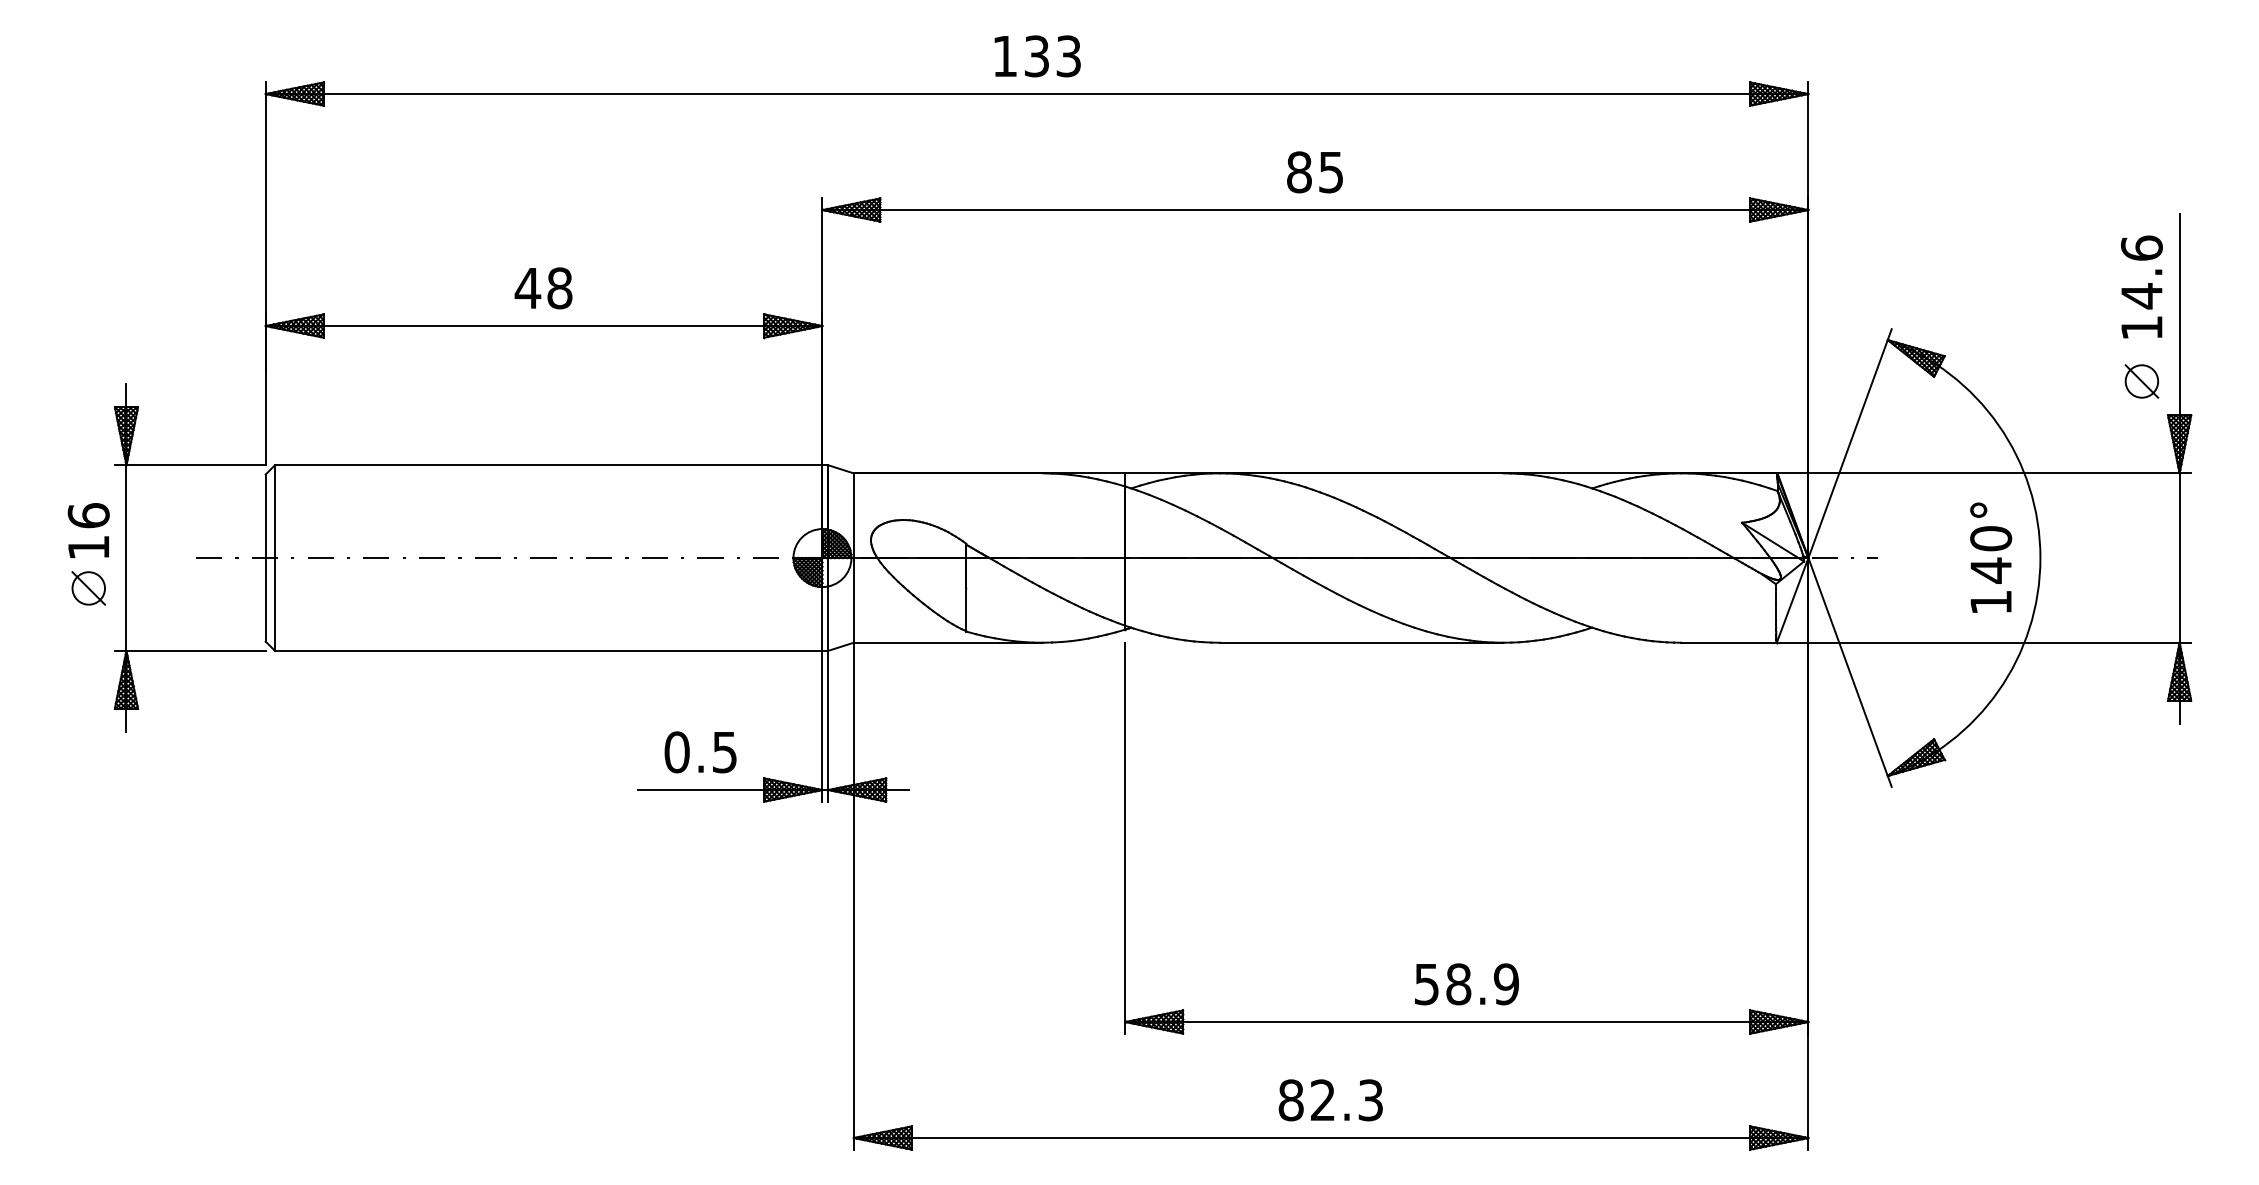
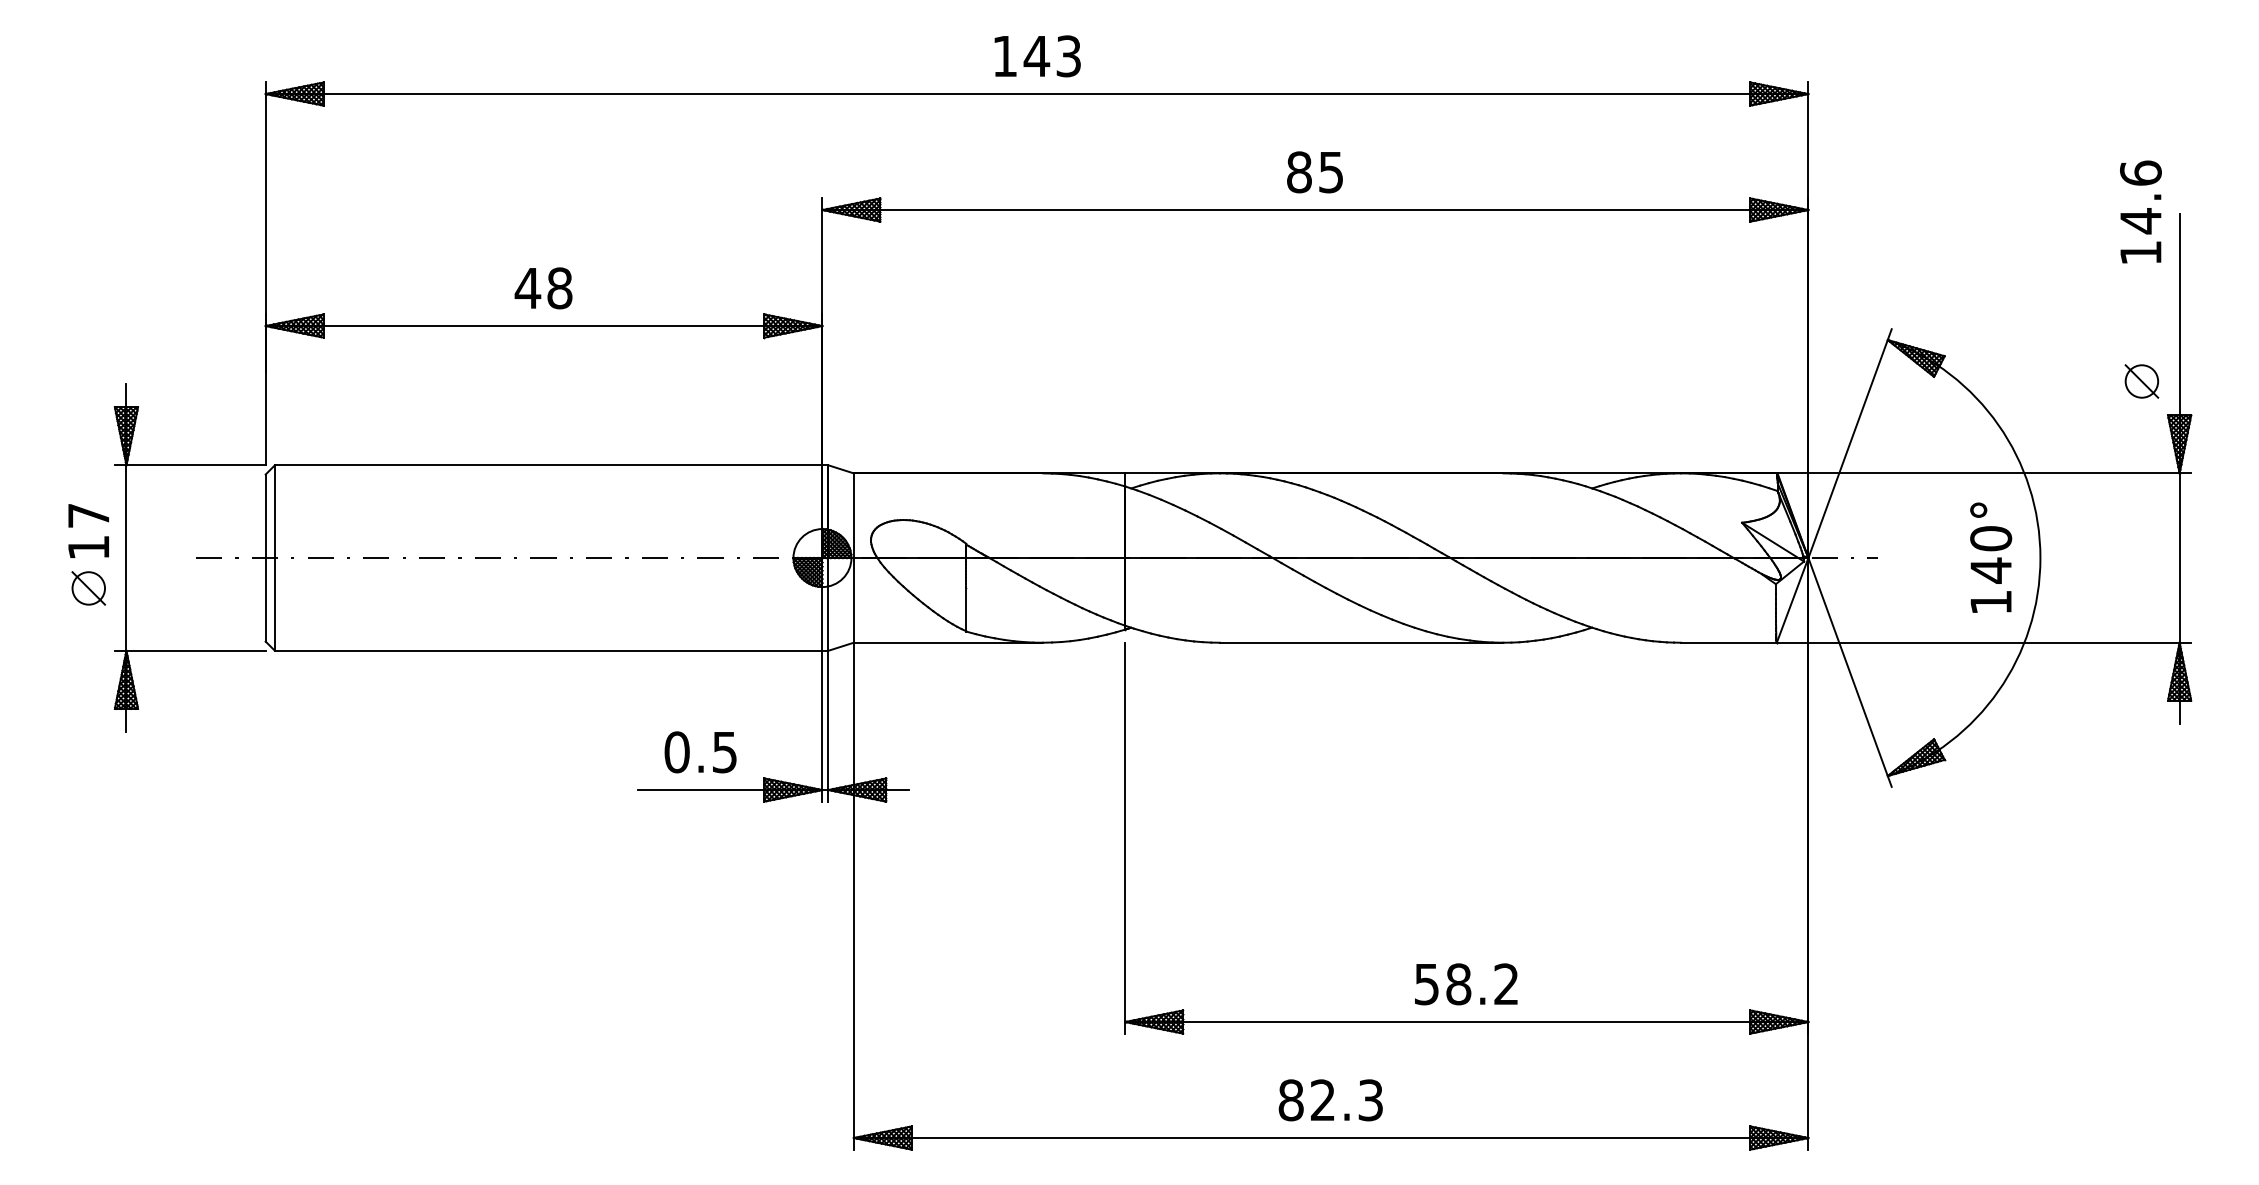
text: 133 -> 143 (1036, 56)
text position: (2141, 286) -> (2140, 211) (2140, 211)
text: 16 -> 17 (88, 515)
text: 58.9 -> 58.2 (1506, 984)
